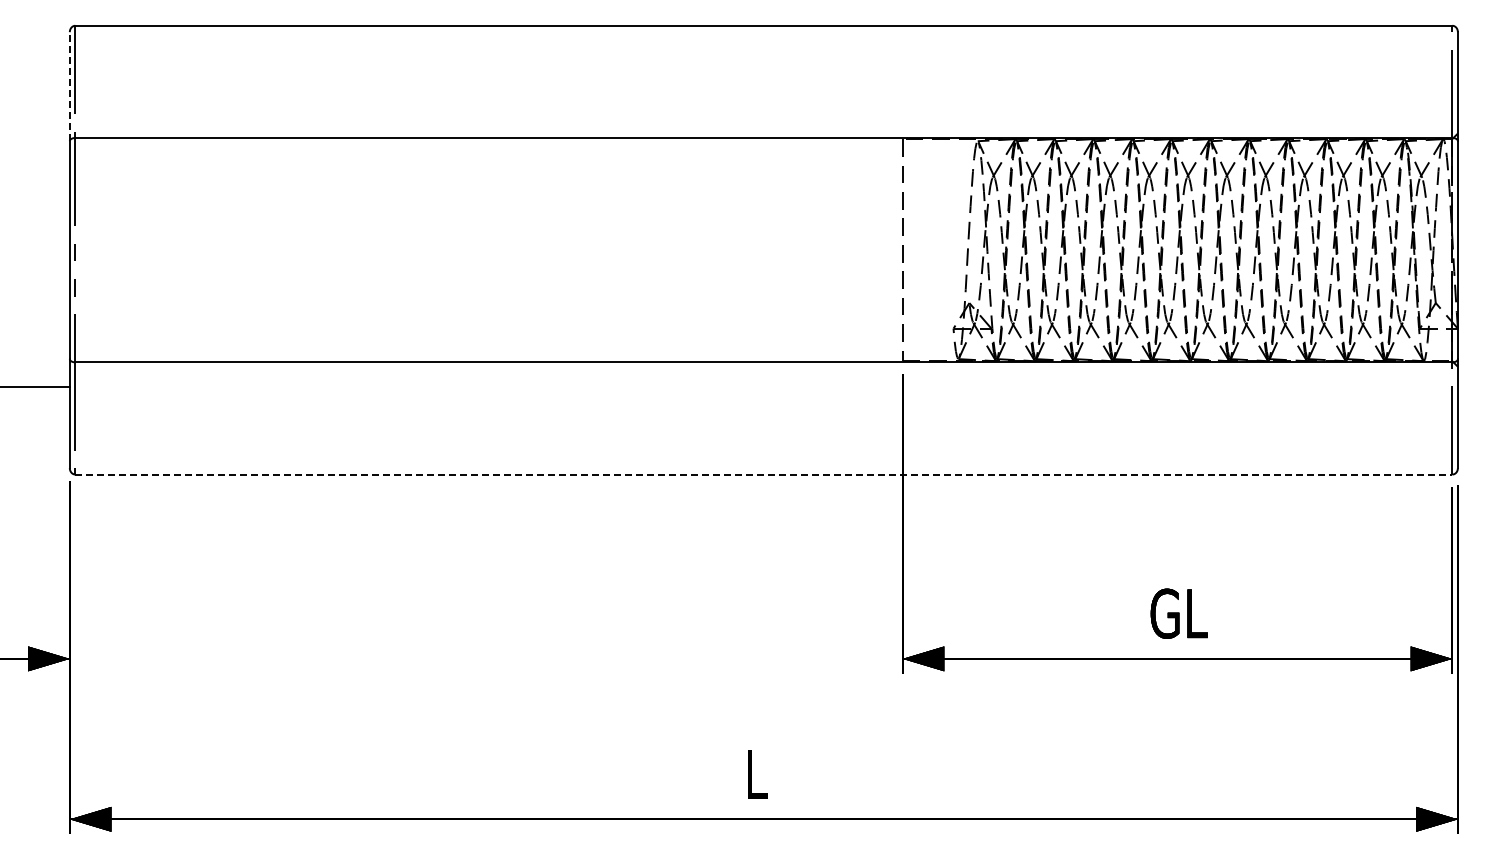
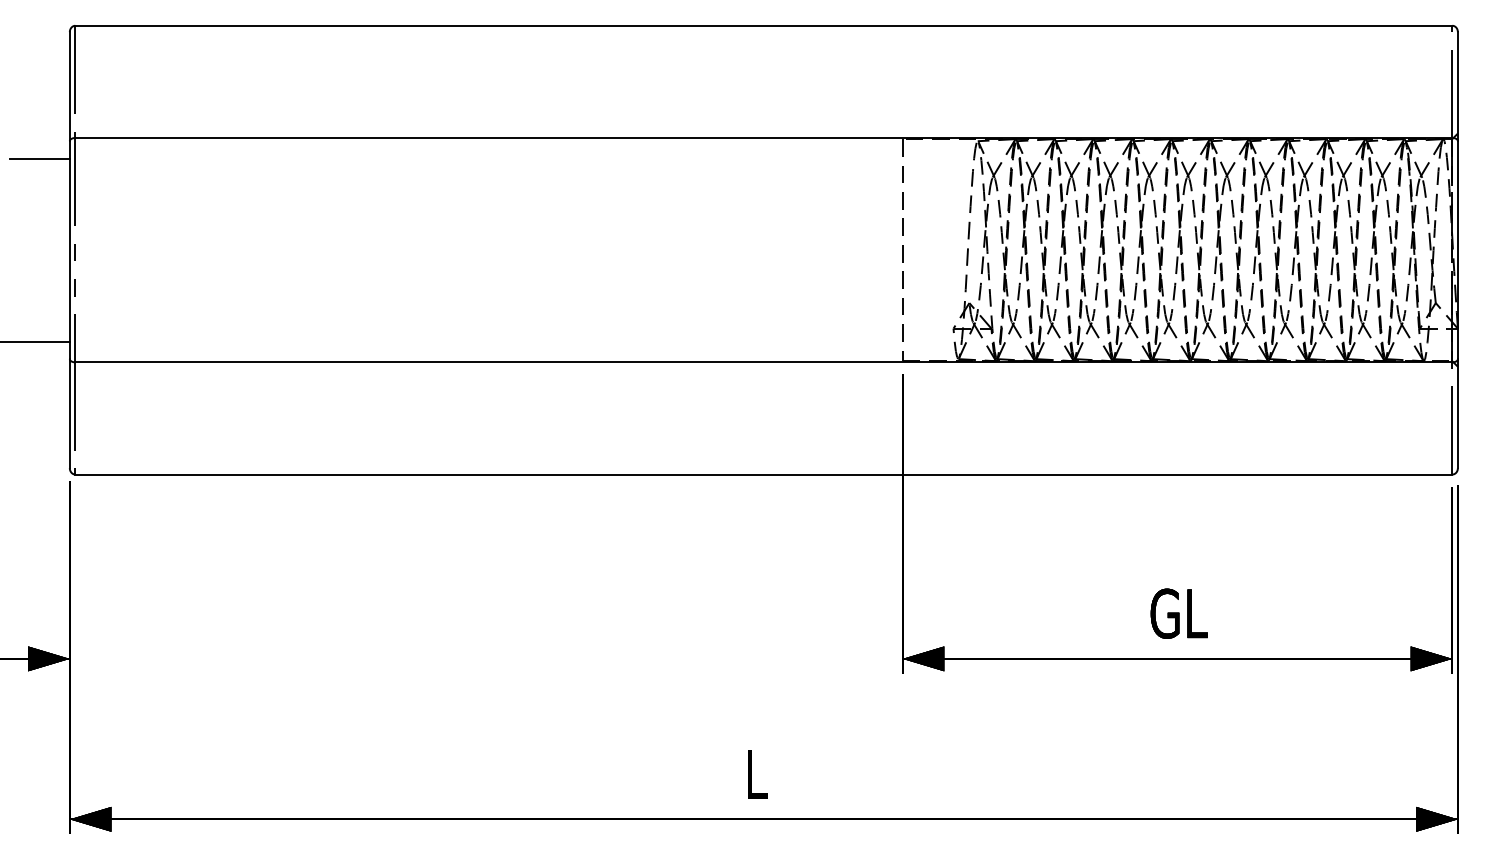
line: dashed -> solid (69, 86)
line: none -> present (39, 158)
line position: (35, 386) -> (35, 341) (35, 341)
line: dashed -> solid (764, 474)
